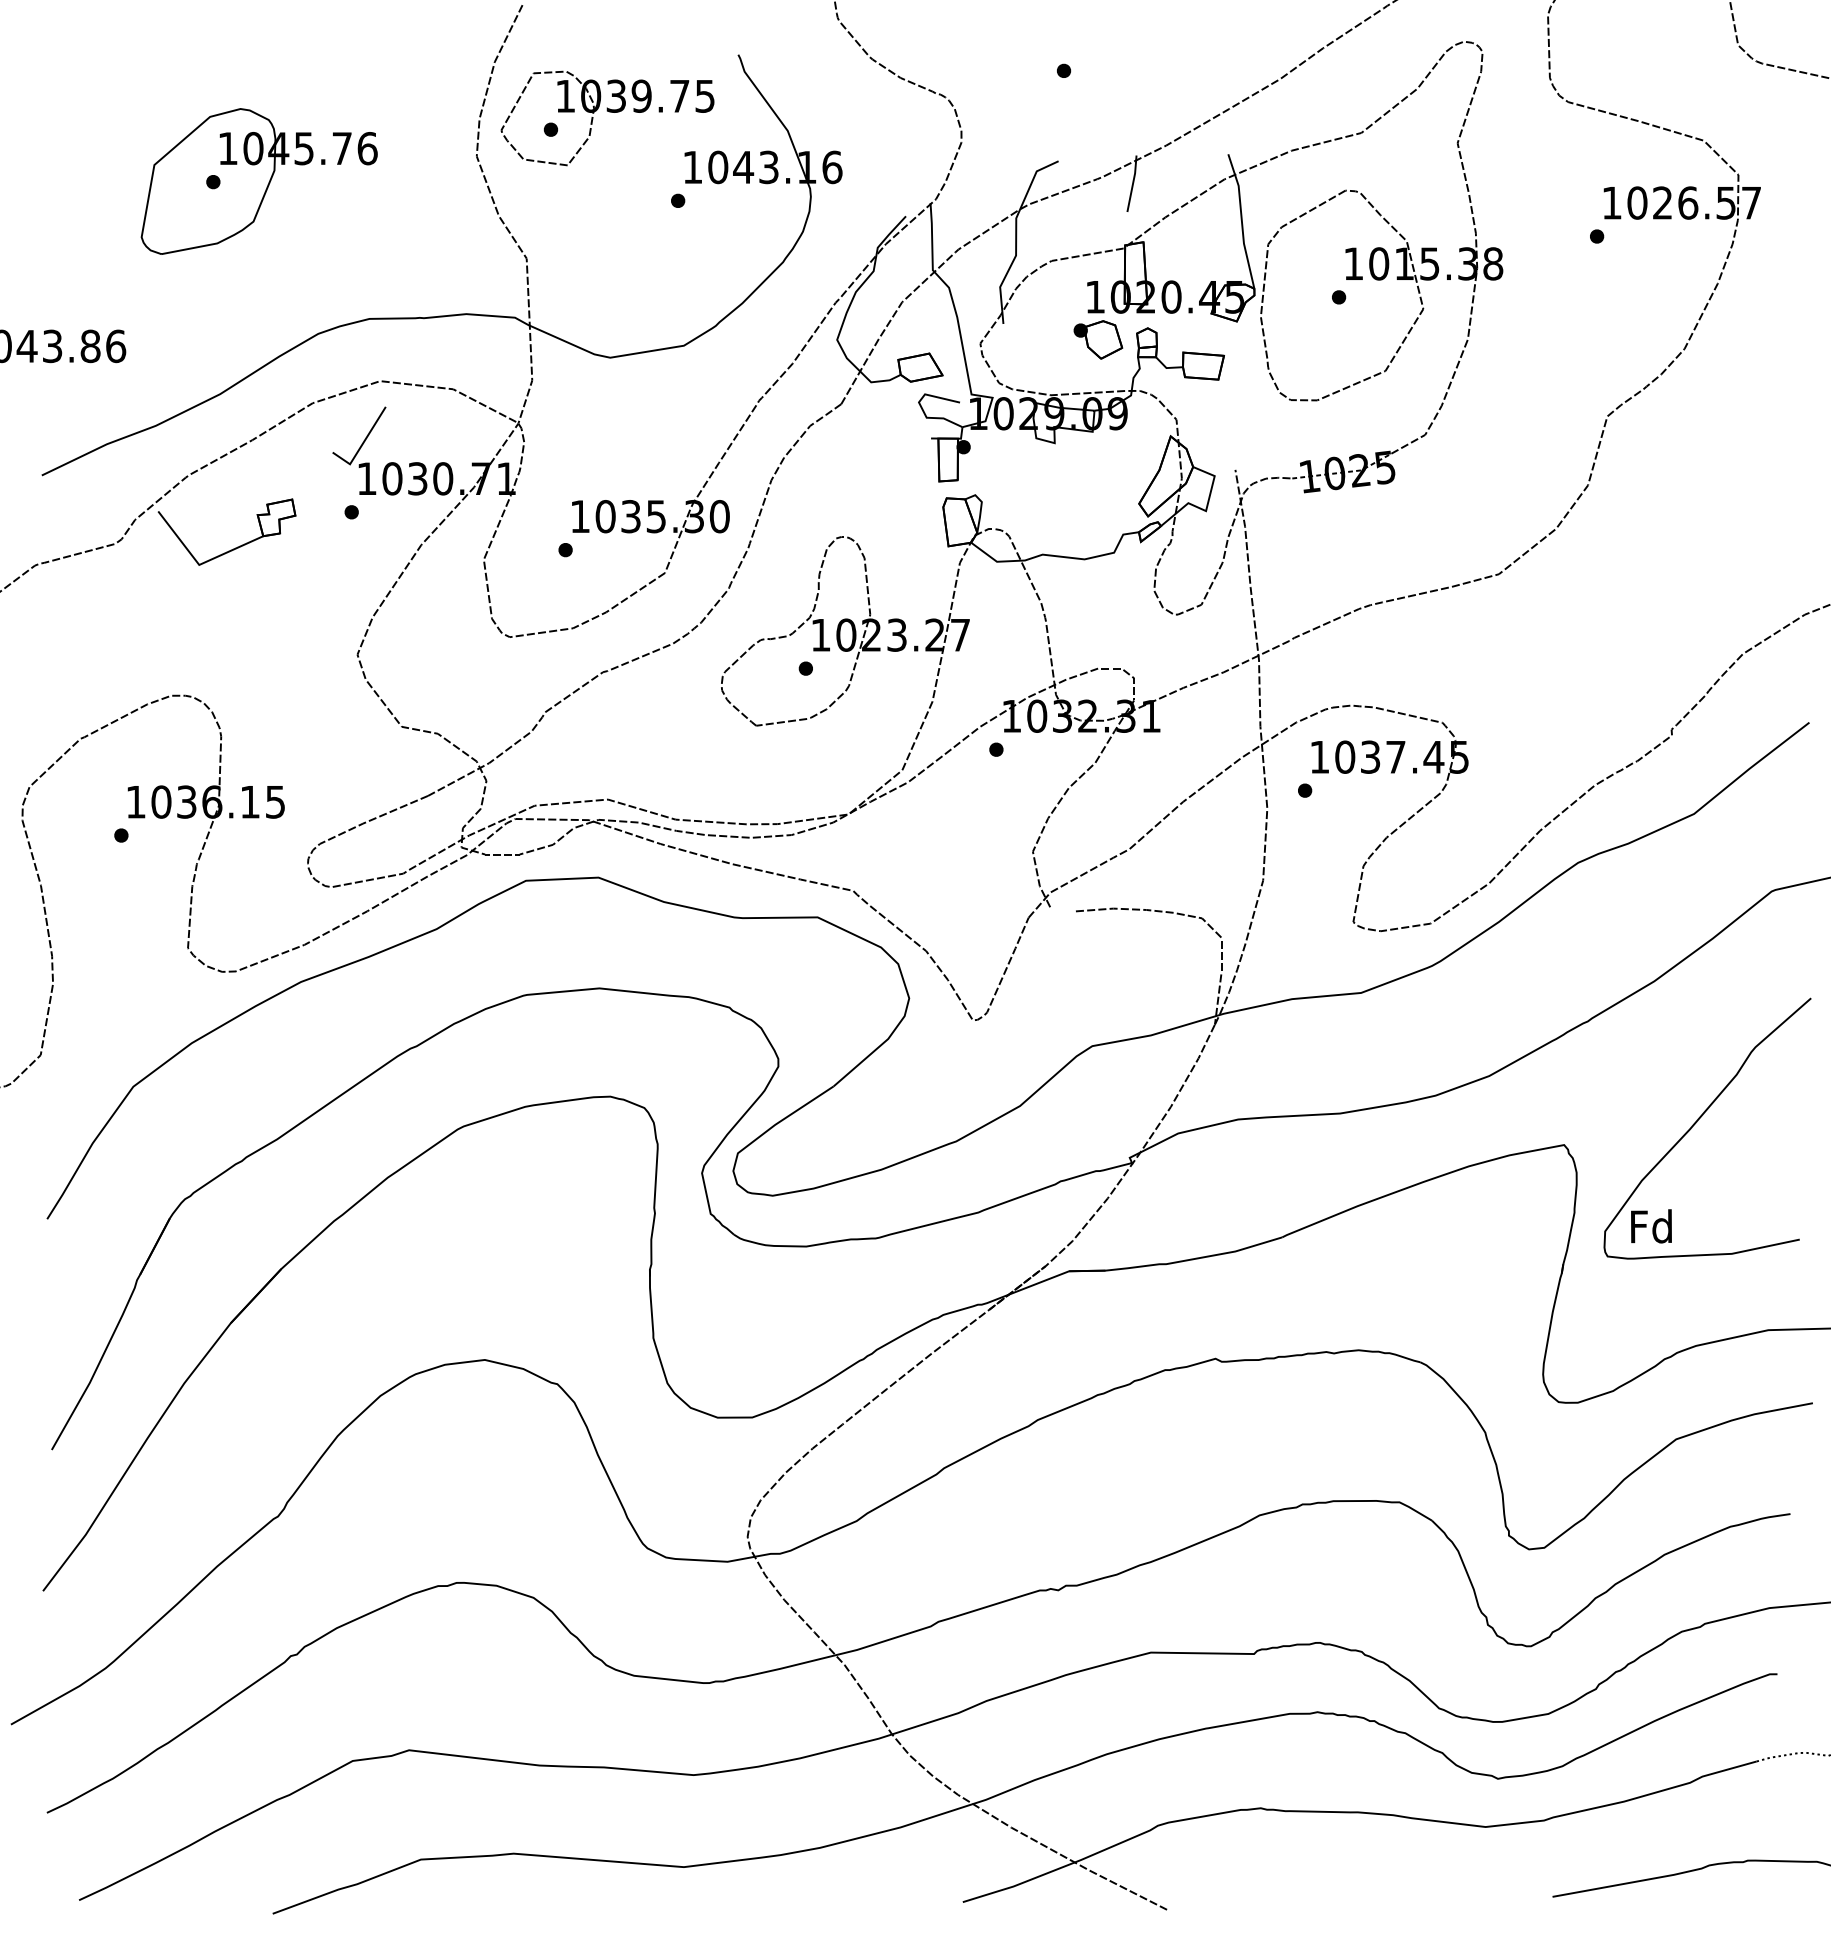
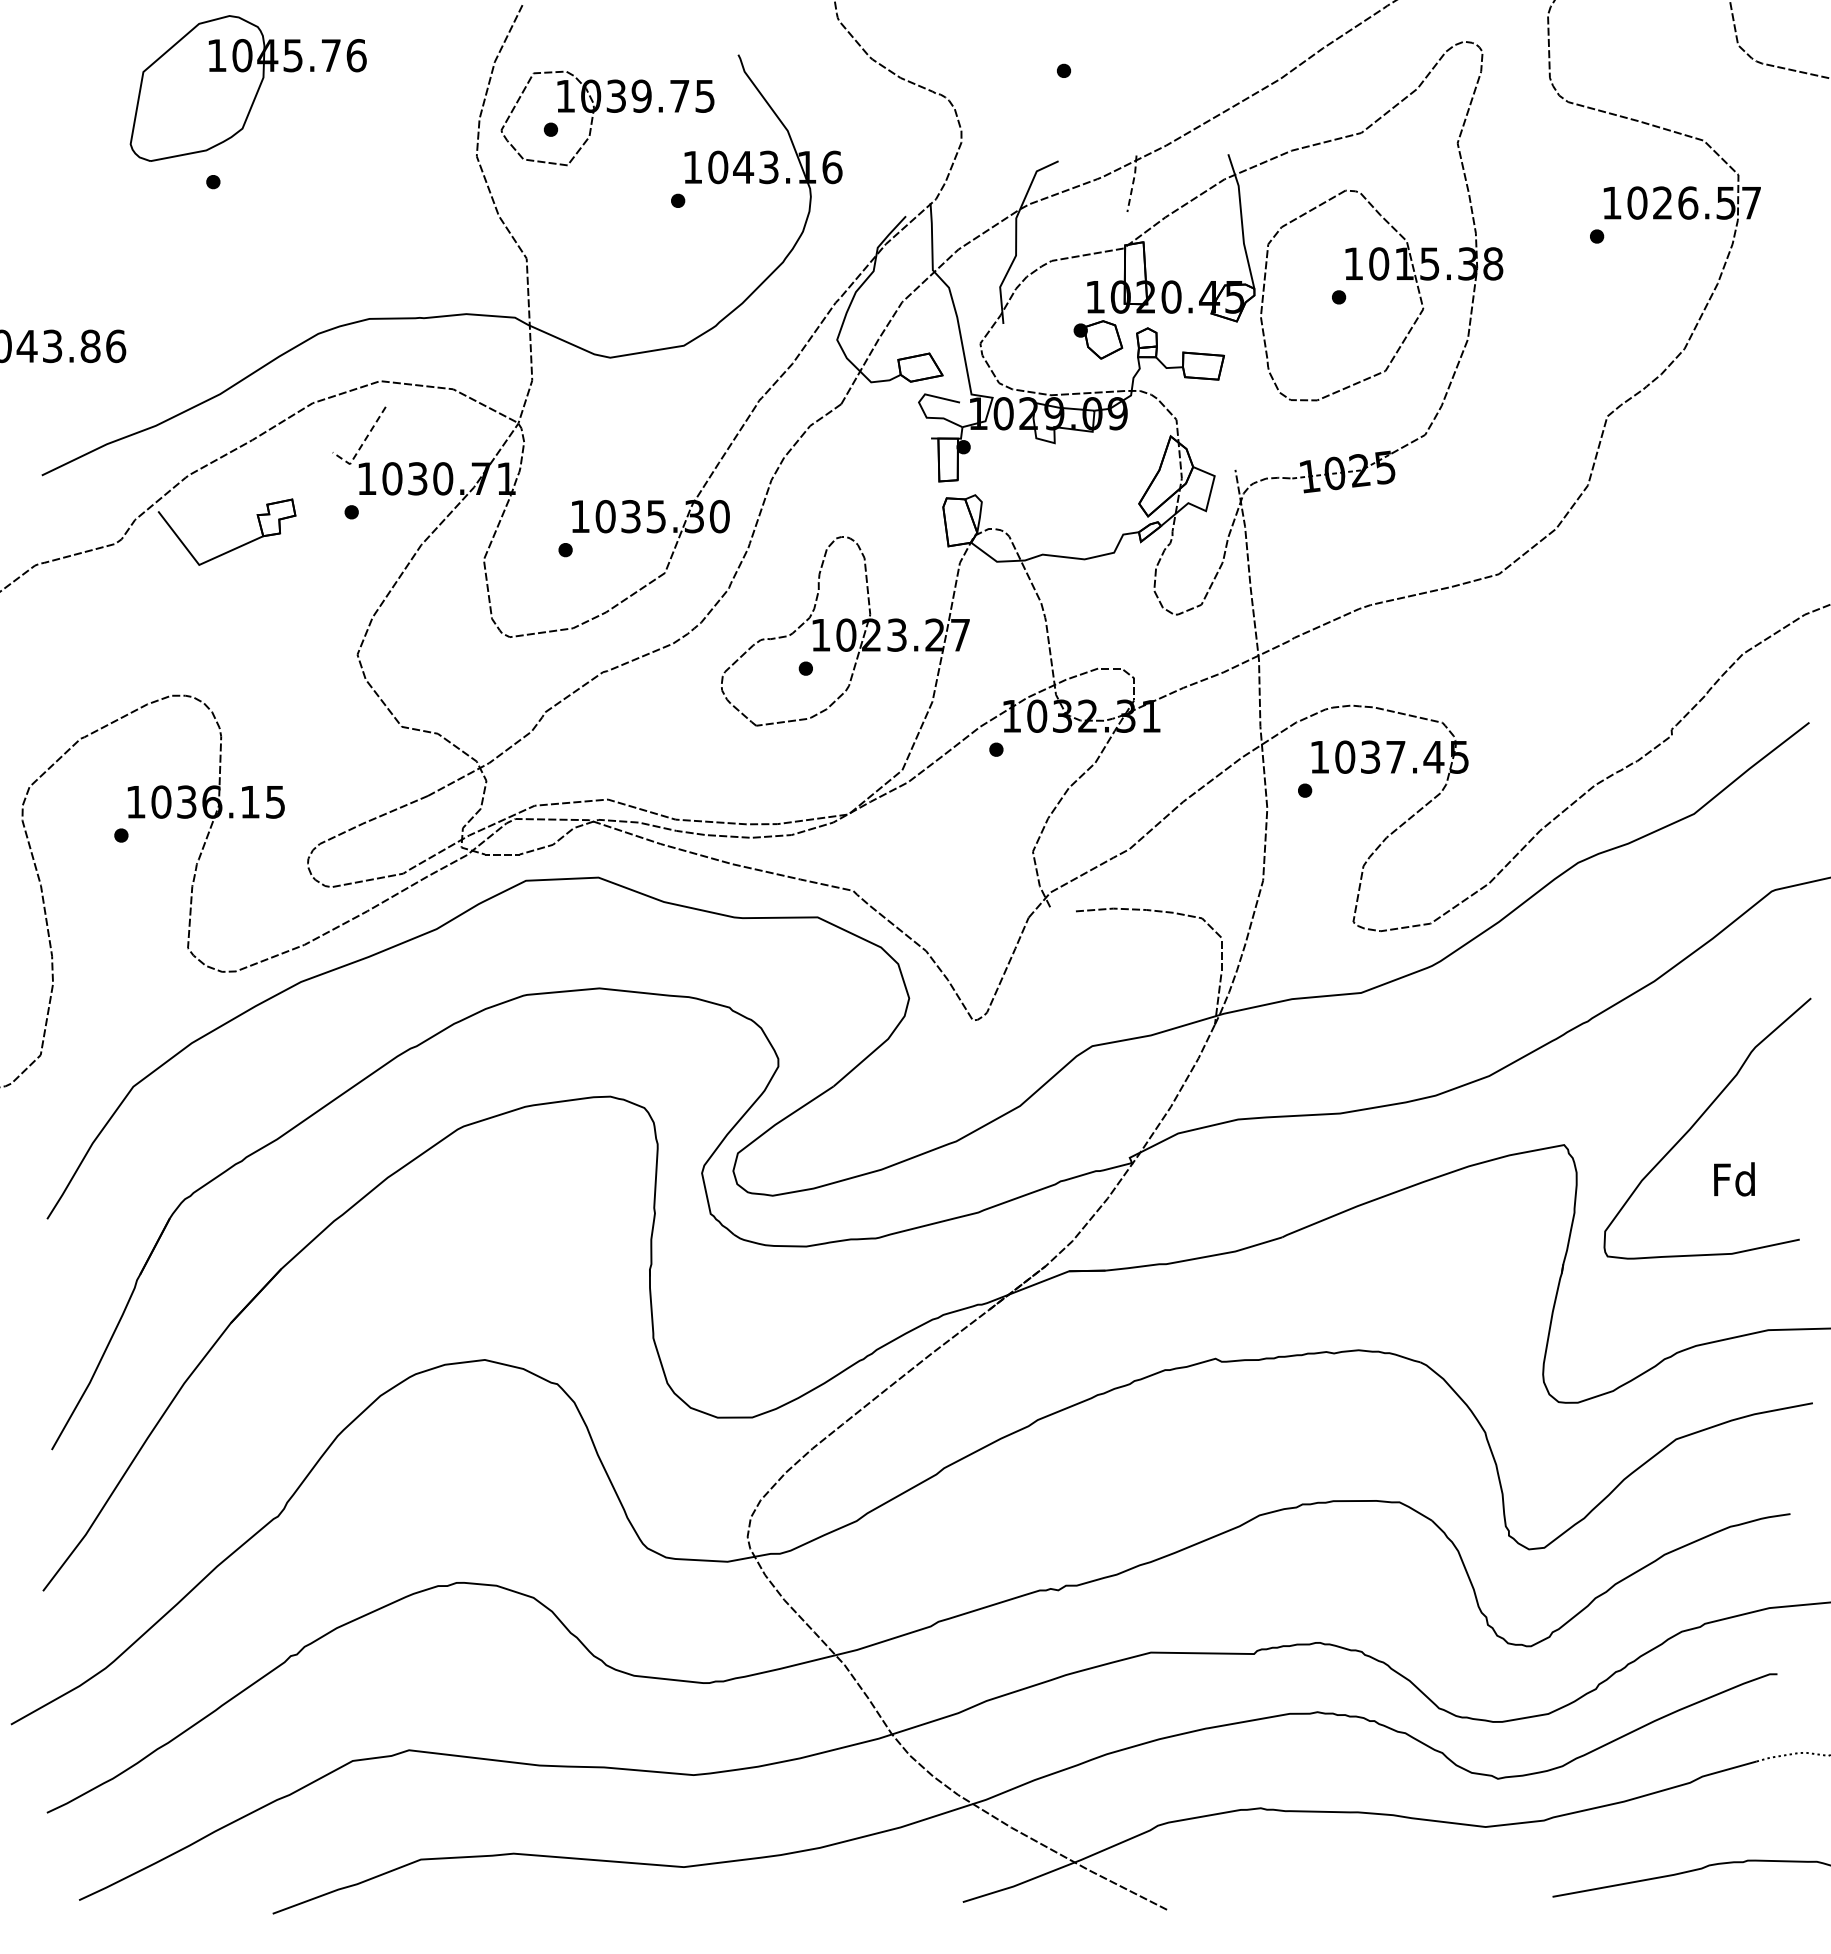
part position: (258, 181) -> (247, 88) (247, 88)
line: solid -> dashed (1132, 184)
line: solid -> dashed (362, 444)
text position: (1651, 1226) -> (1734, 1179) (1734, 1179)
